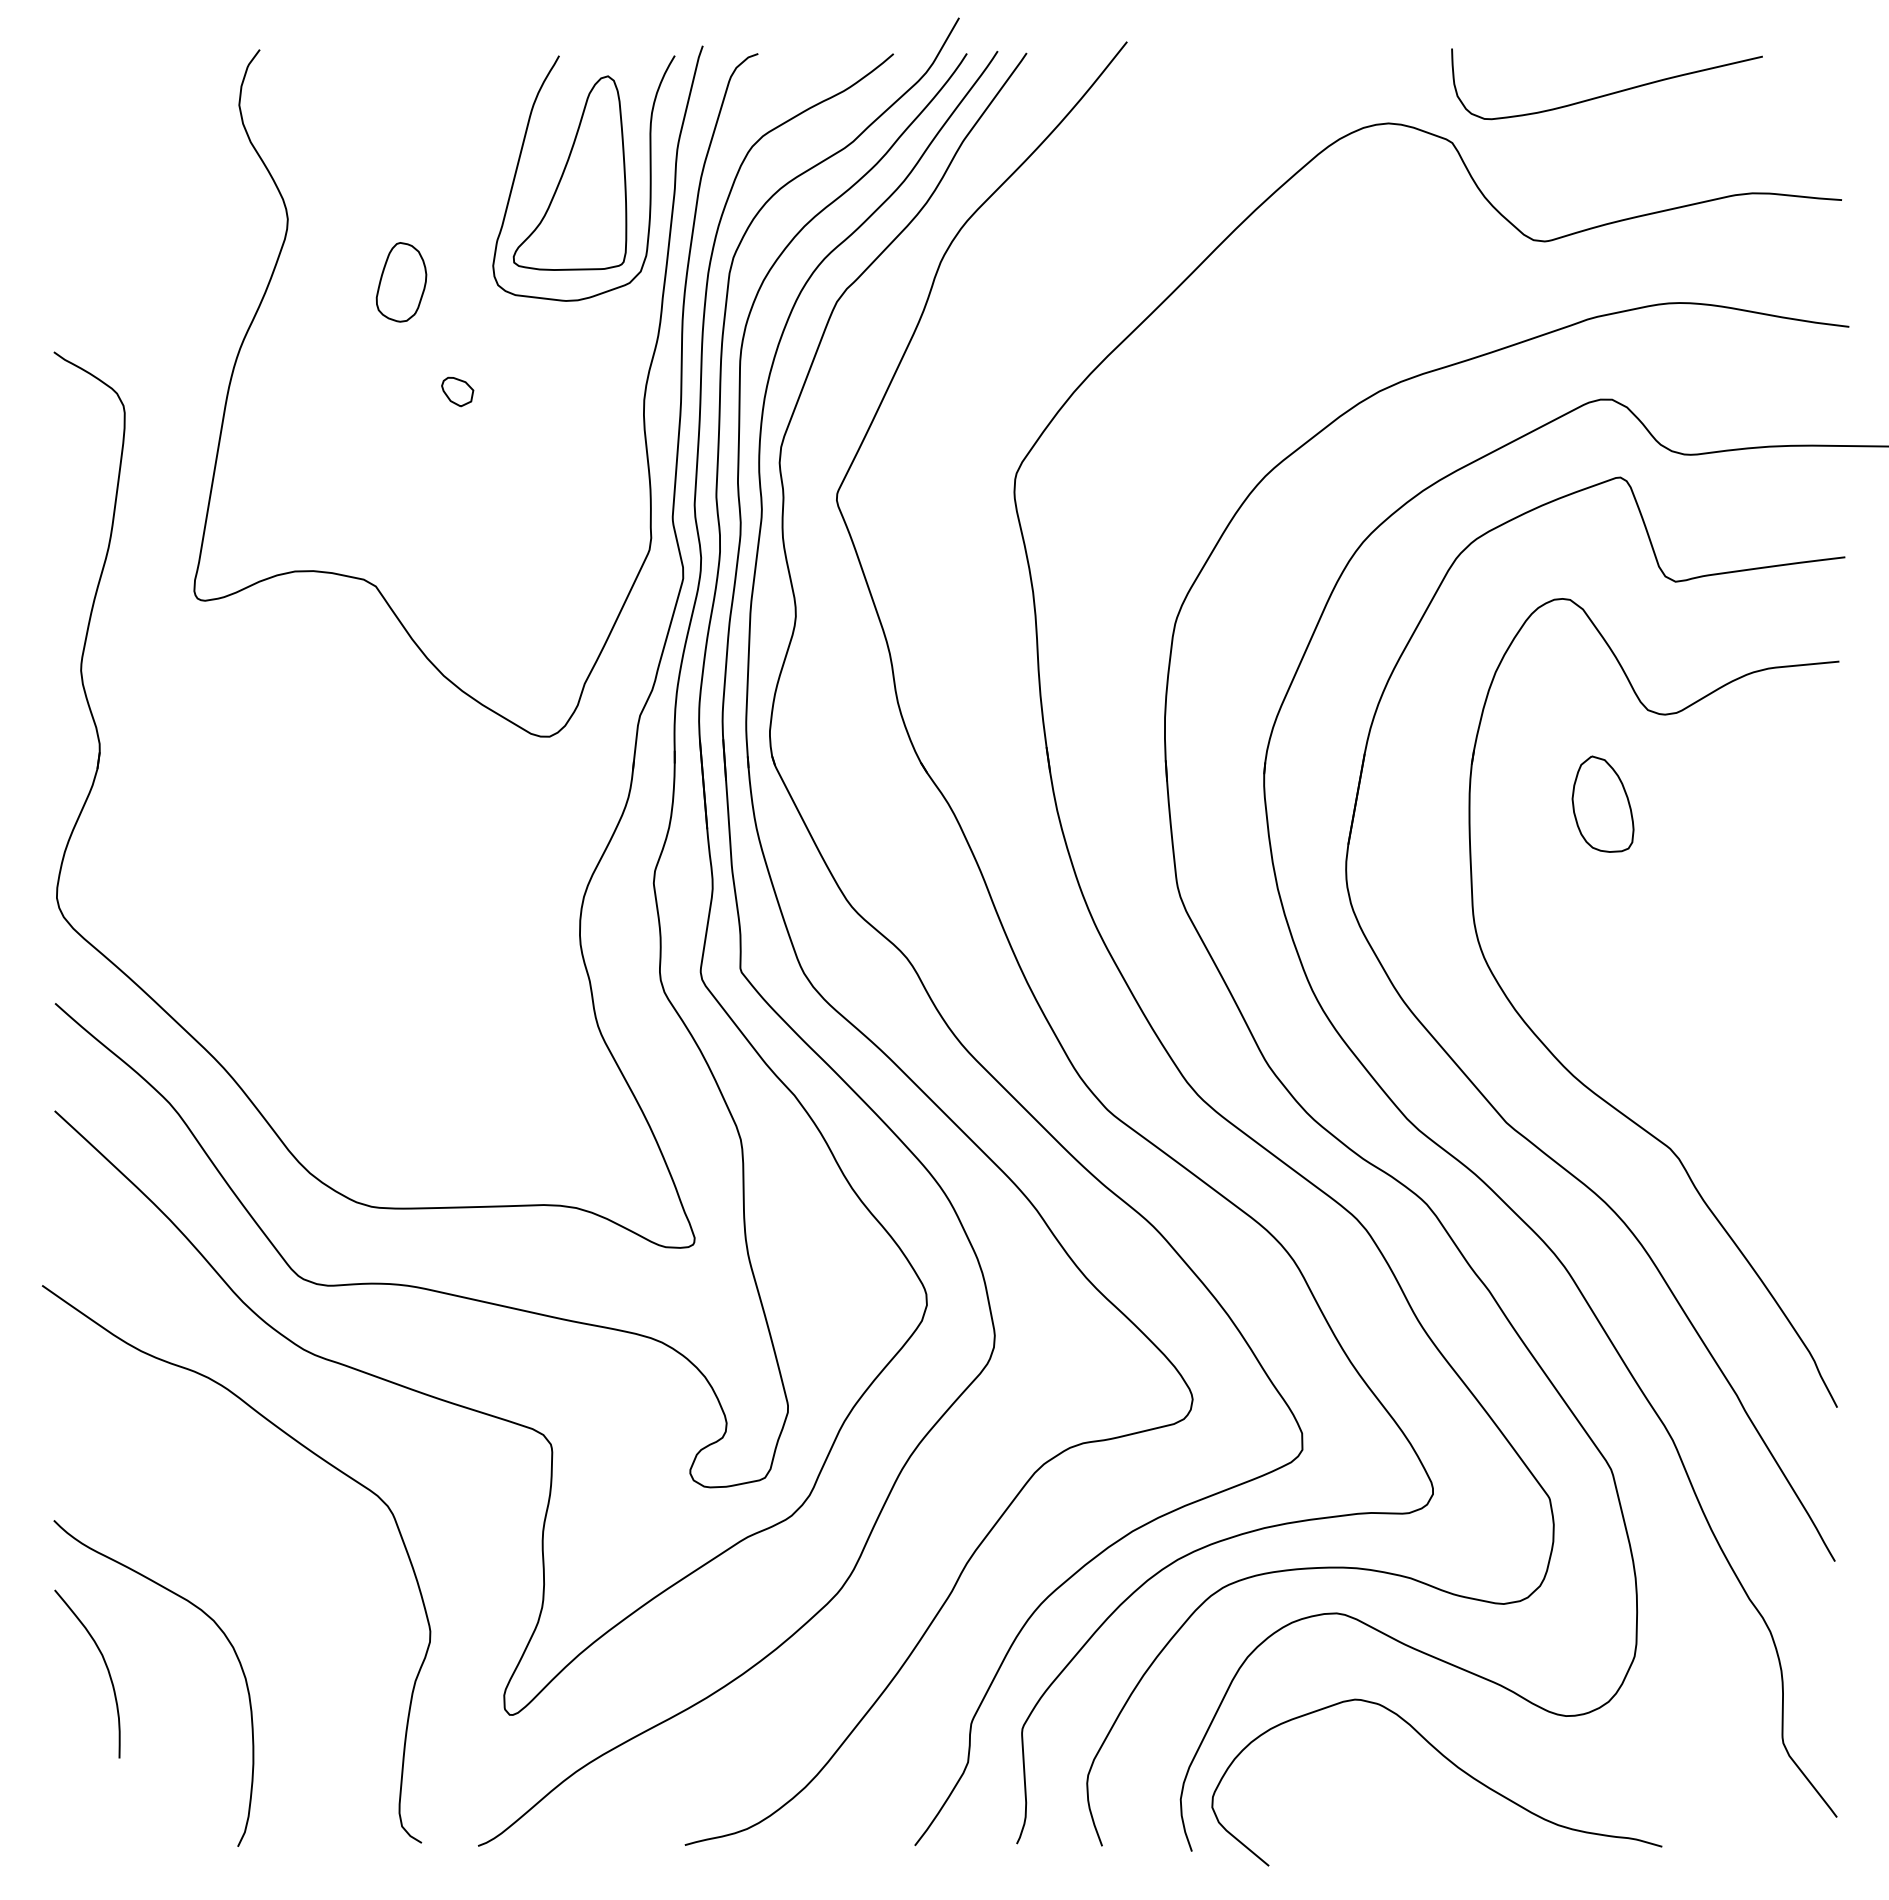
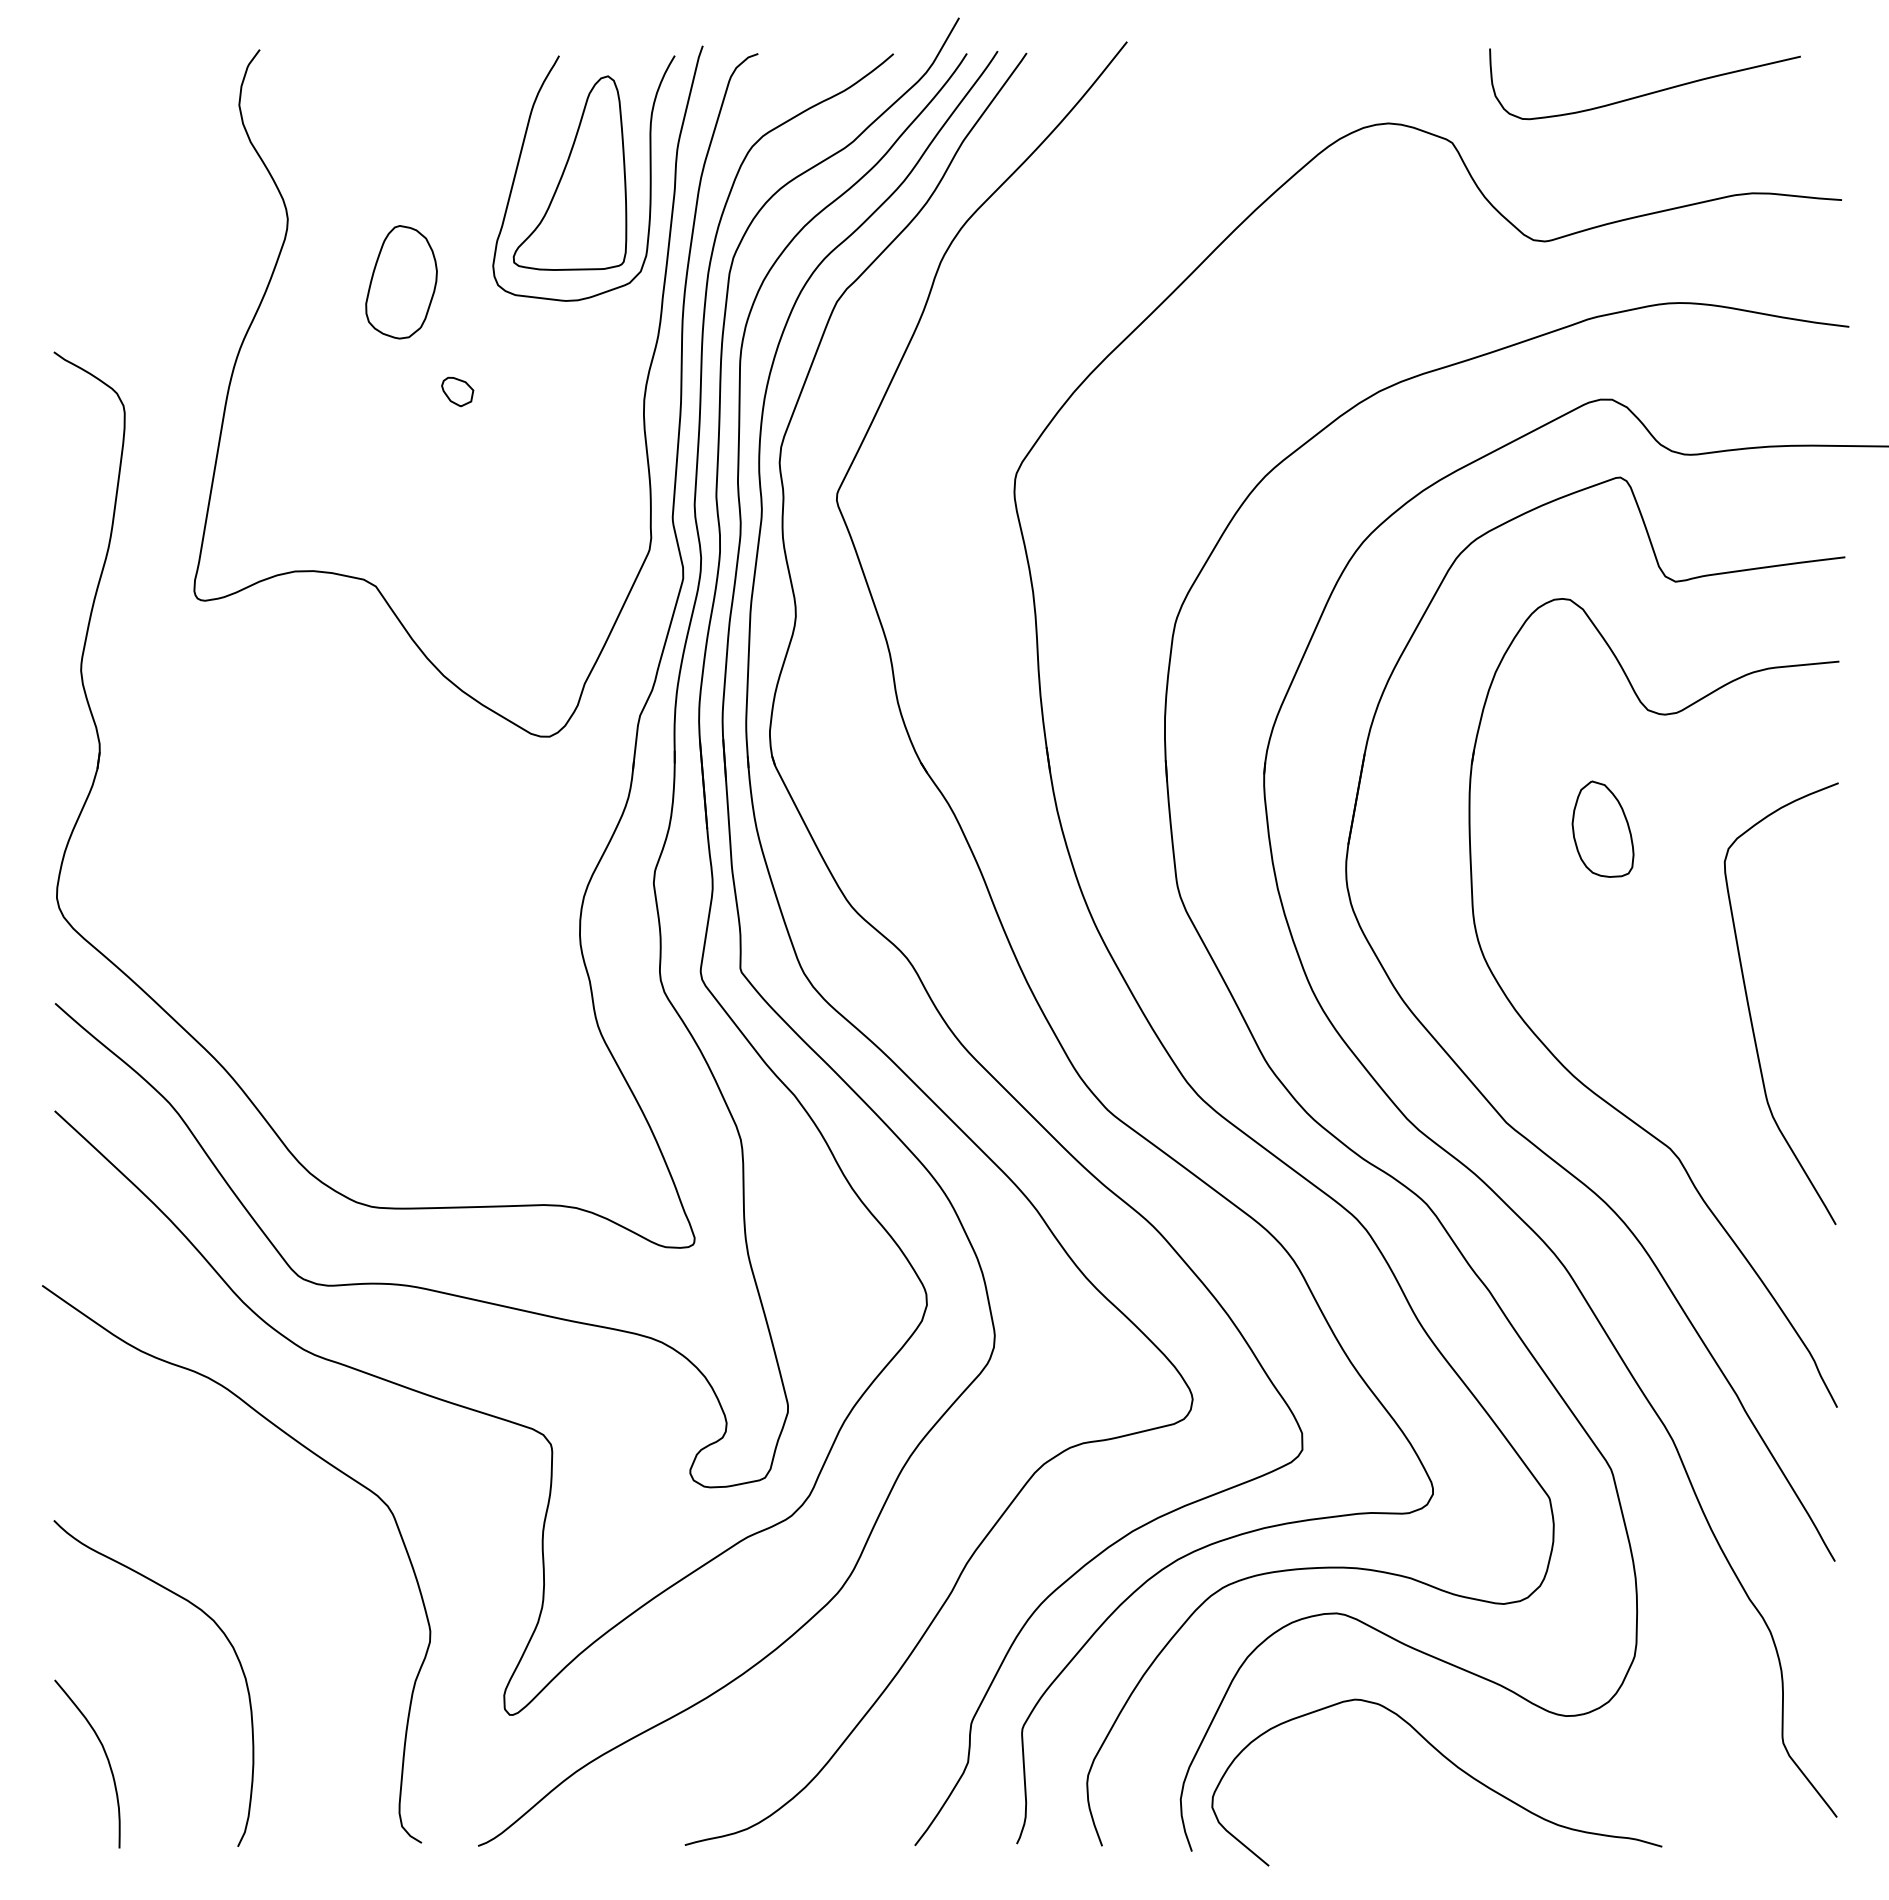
curve position: (1608, 93) -> (1646, 93) (1646, 93)
part size: 53x81 px -> 73x115 px (401, 282)
part position: (1602, 803) -> (1602, 828) (1602, 828)
curve: none -> present (1750, 1010)
curve position: (105, 1666) -> (105, 1756) (105, 1756)
